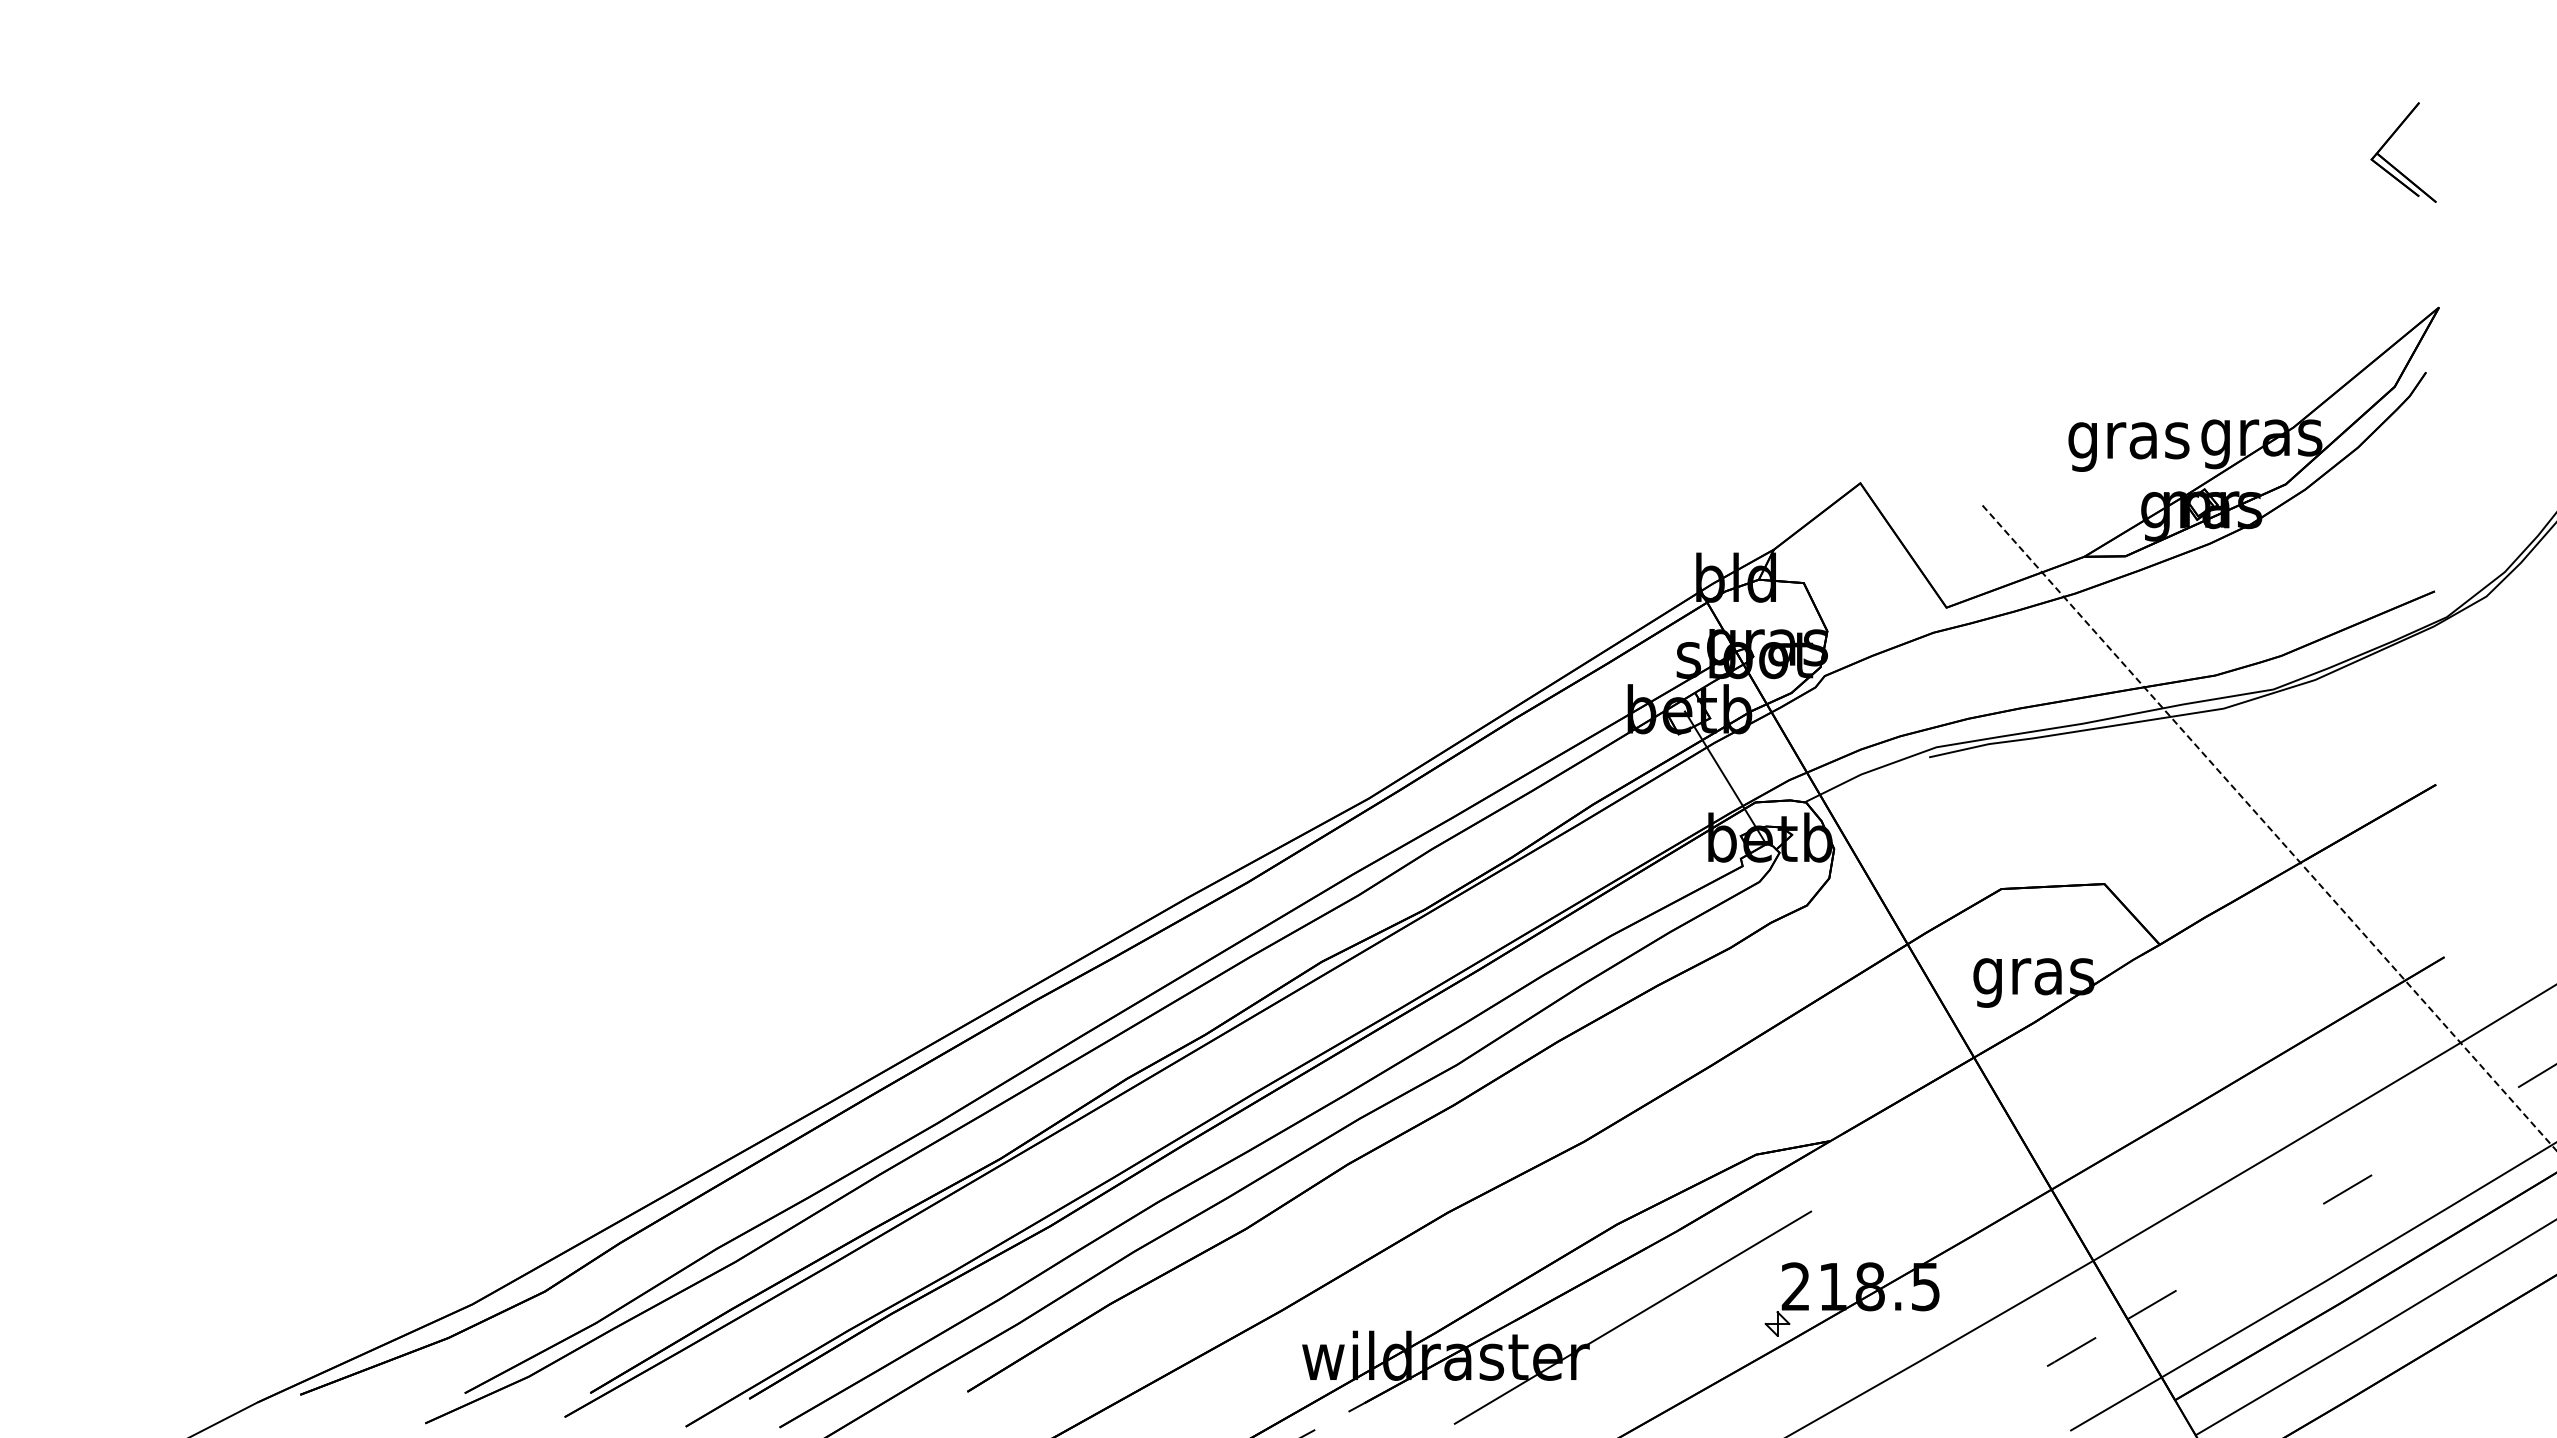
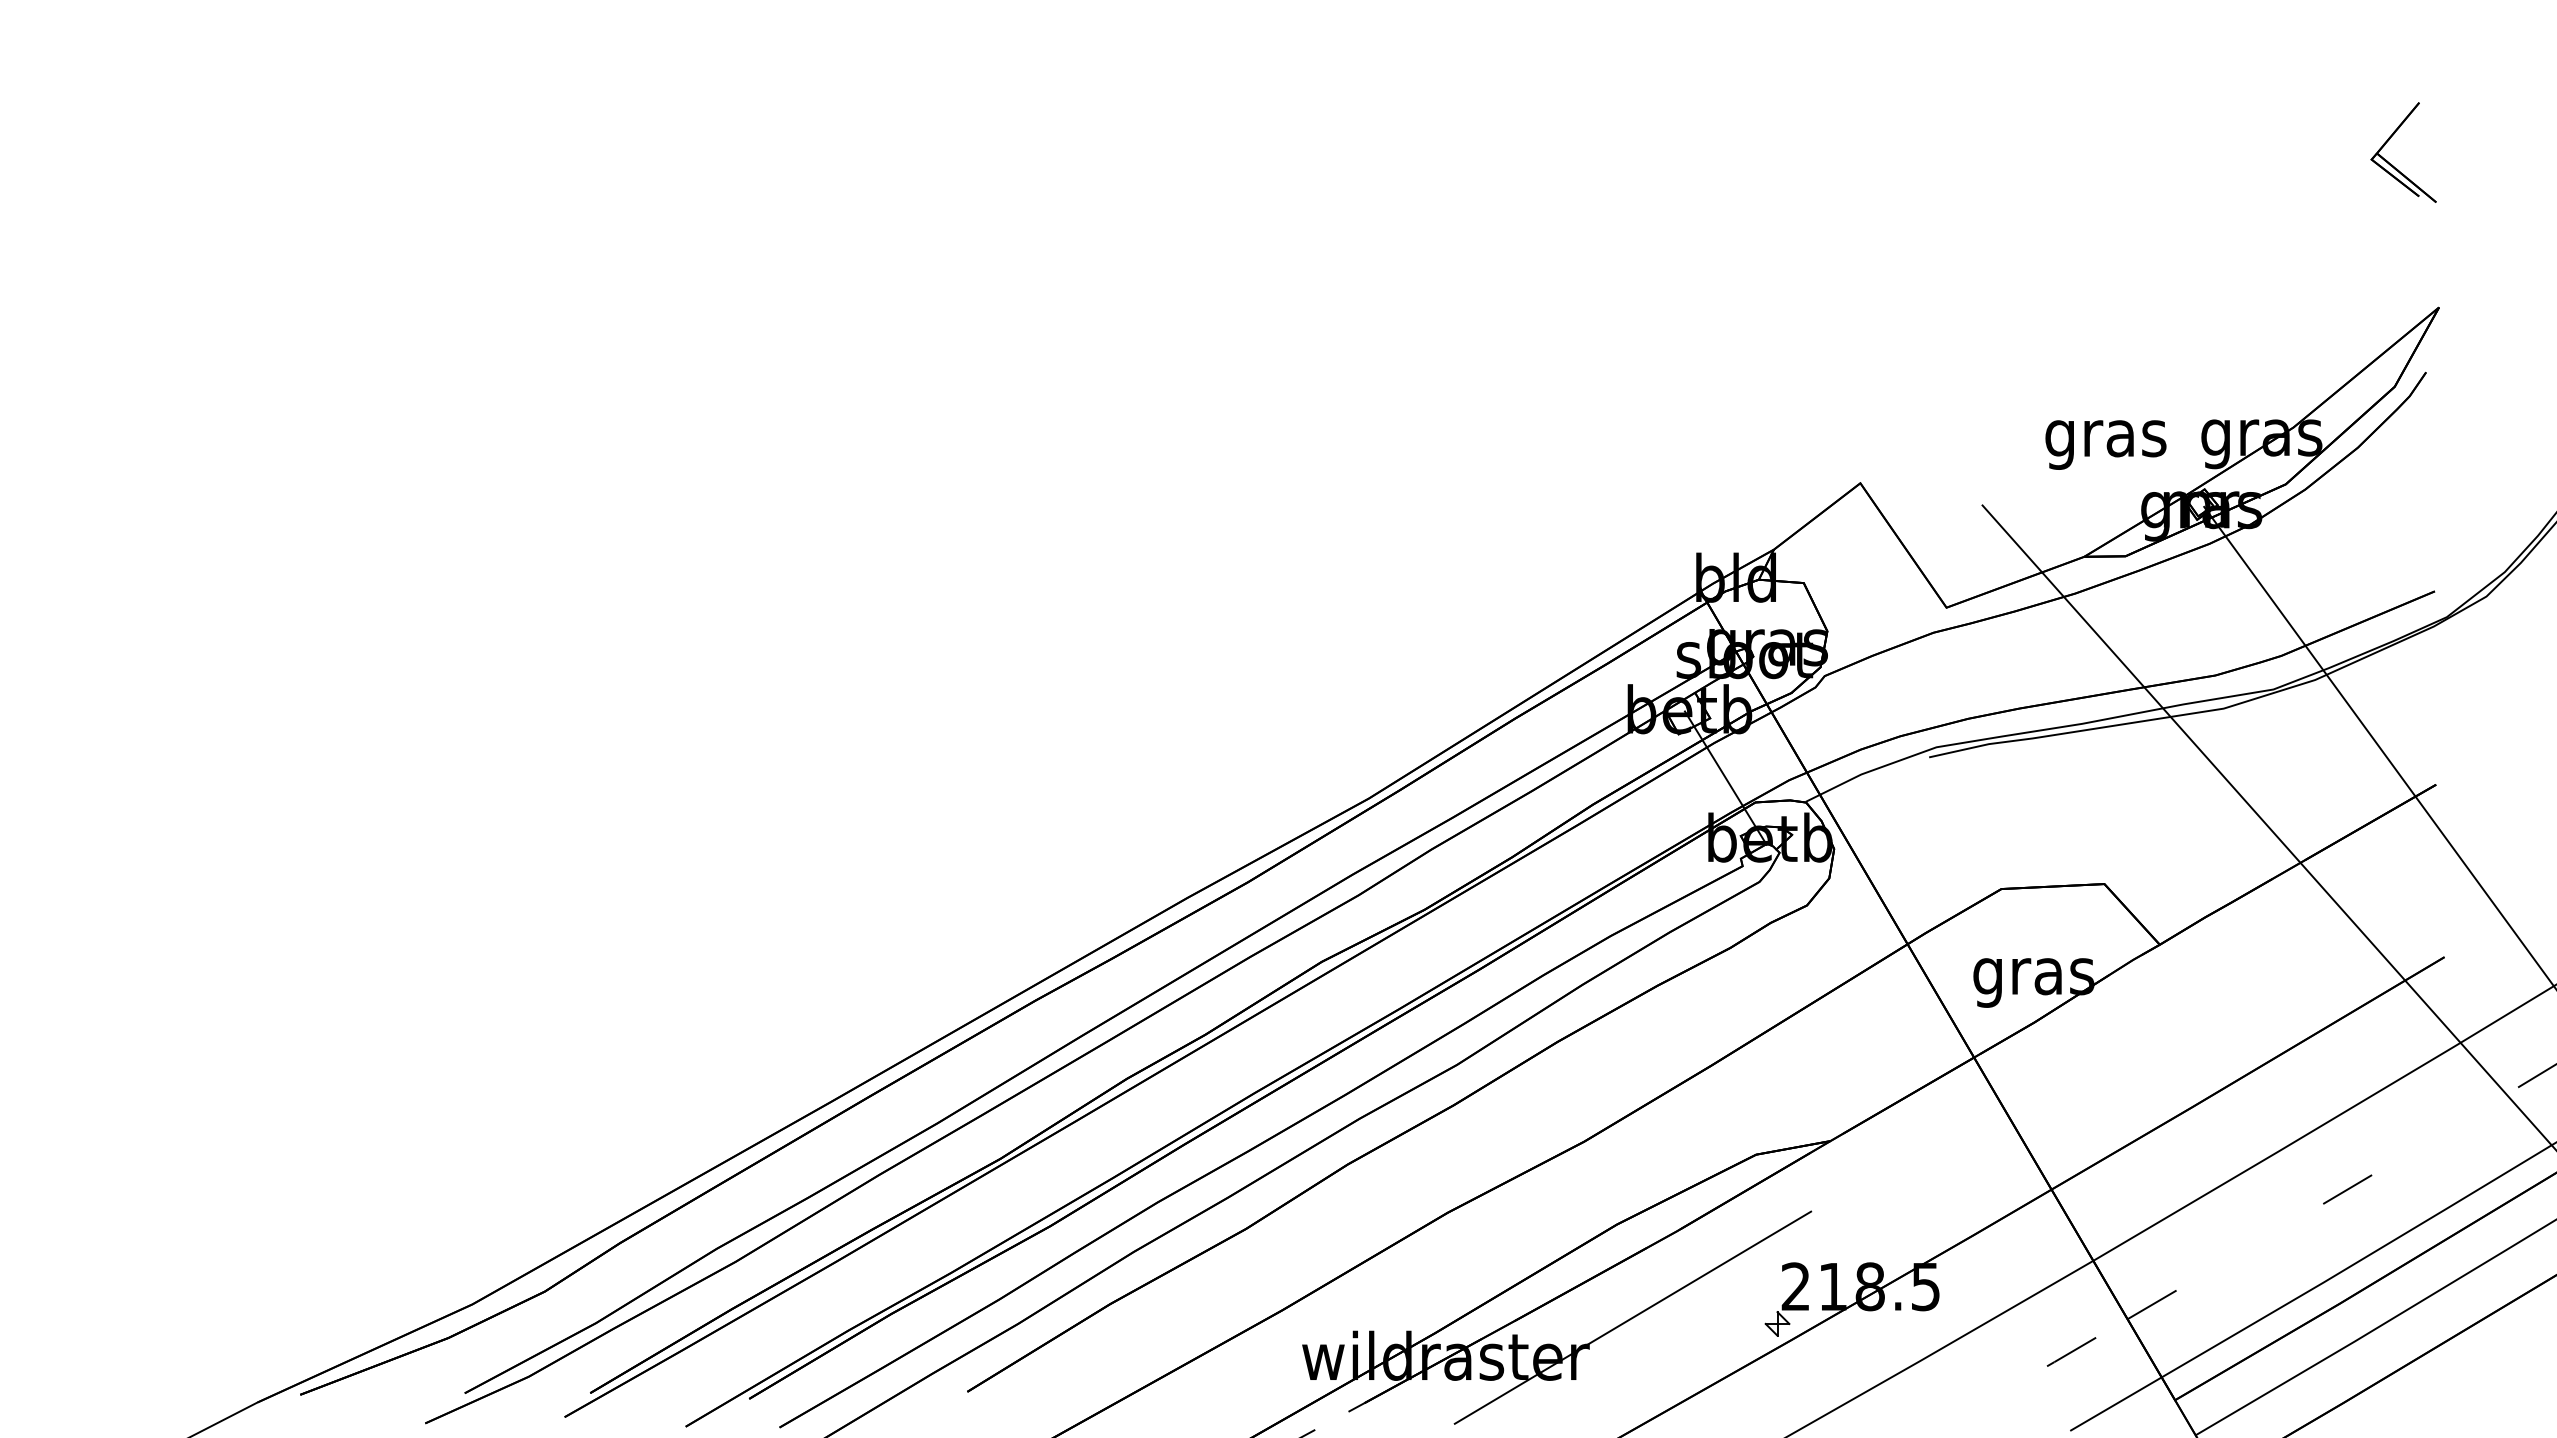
text position: (2128, 446) -> (2105, 444) (2105, 444)
line: none -> present (2378, 746)
line: dashed -> solid (2269, 828)
